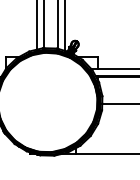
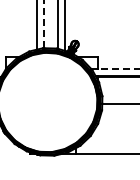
line: solid -> dashed (44, 24)
line: solid -> dashed (119, 69)
